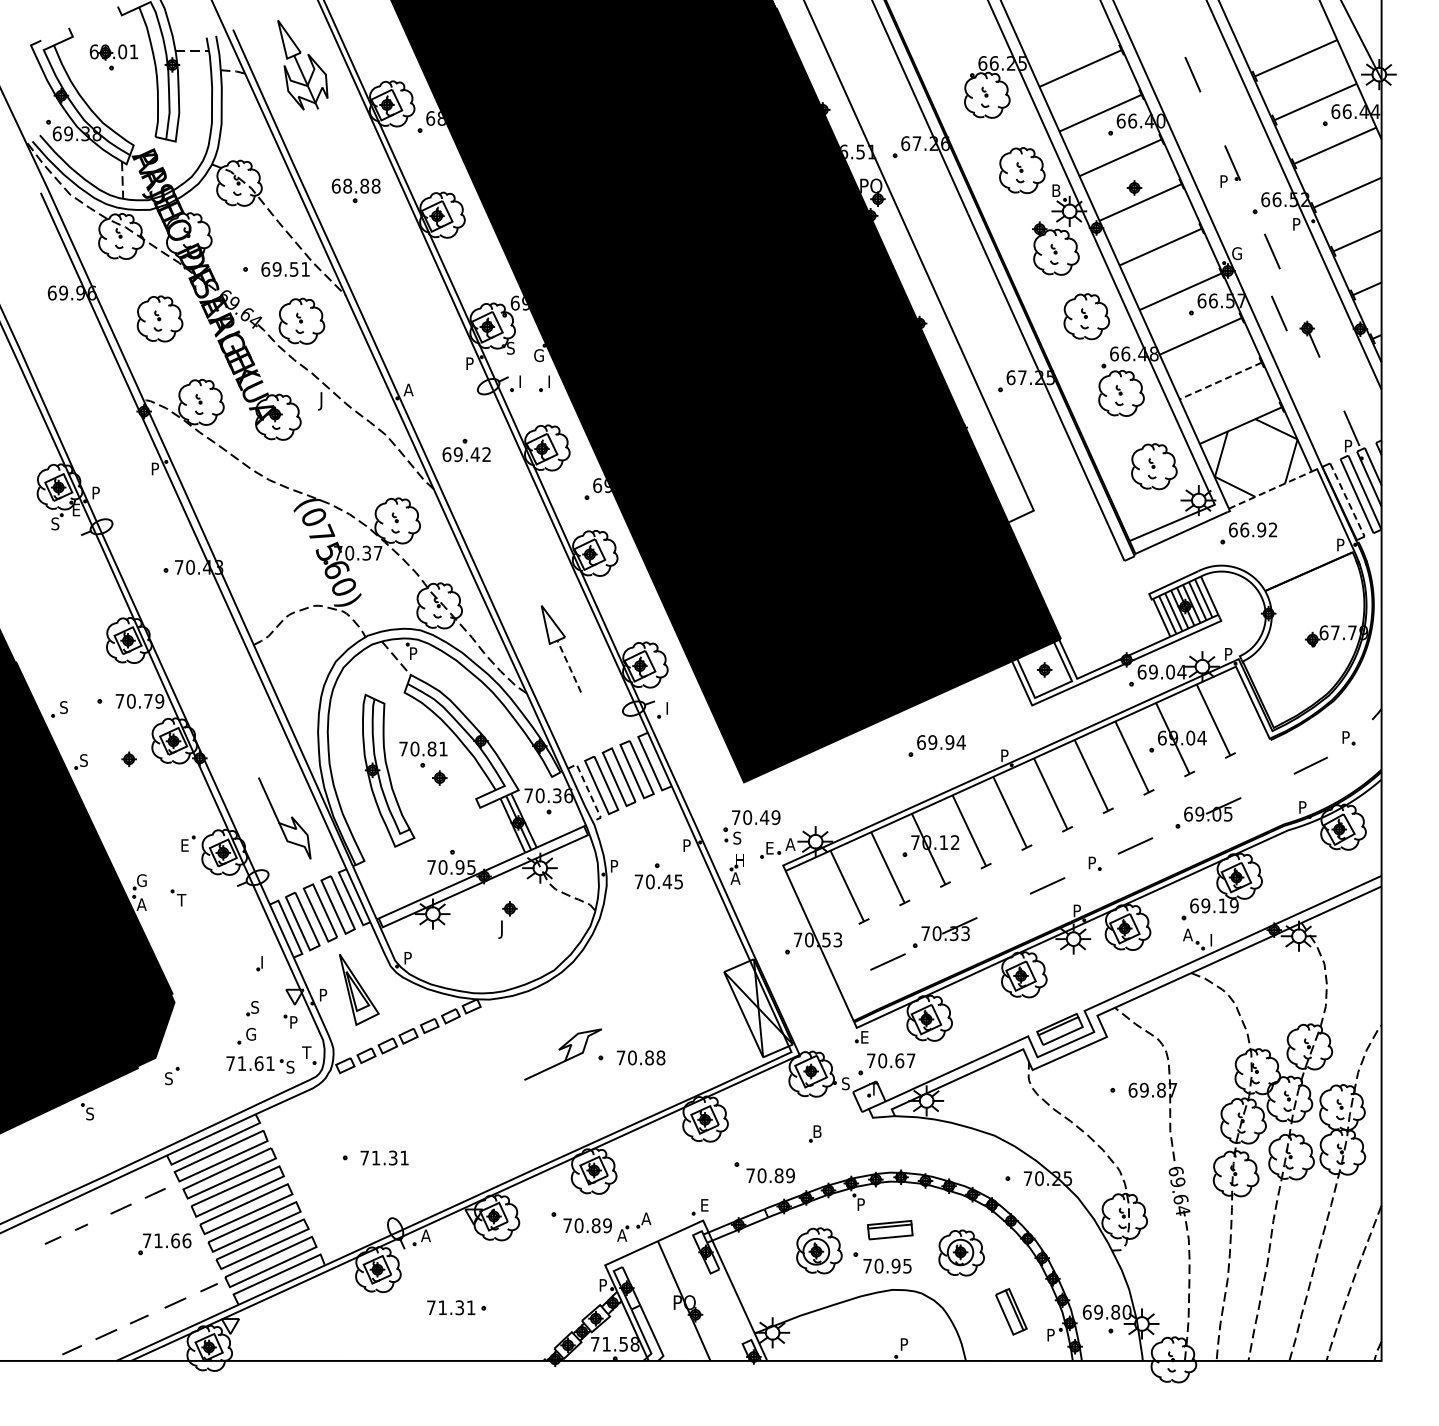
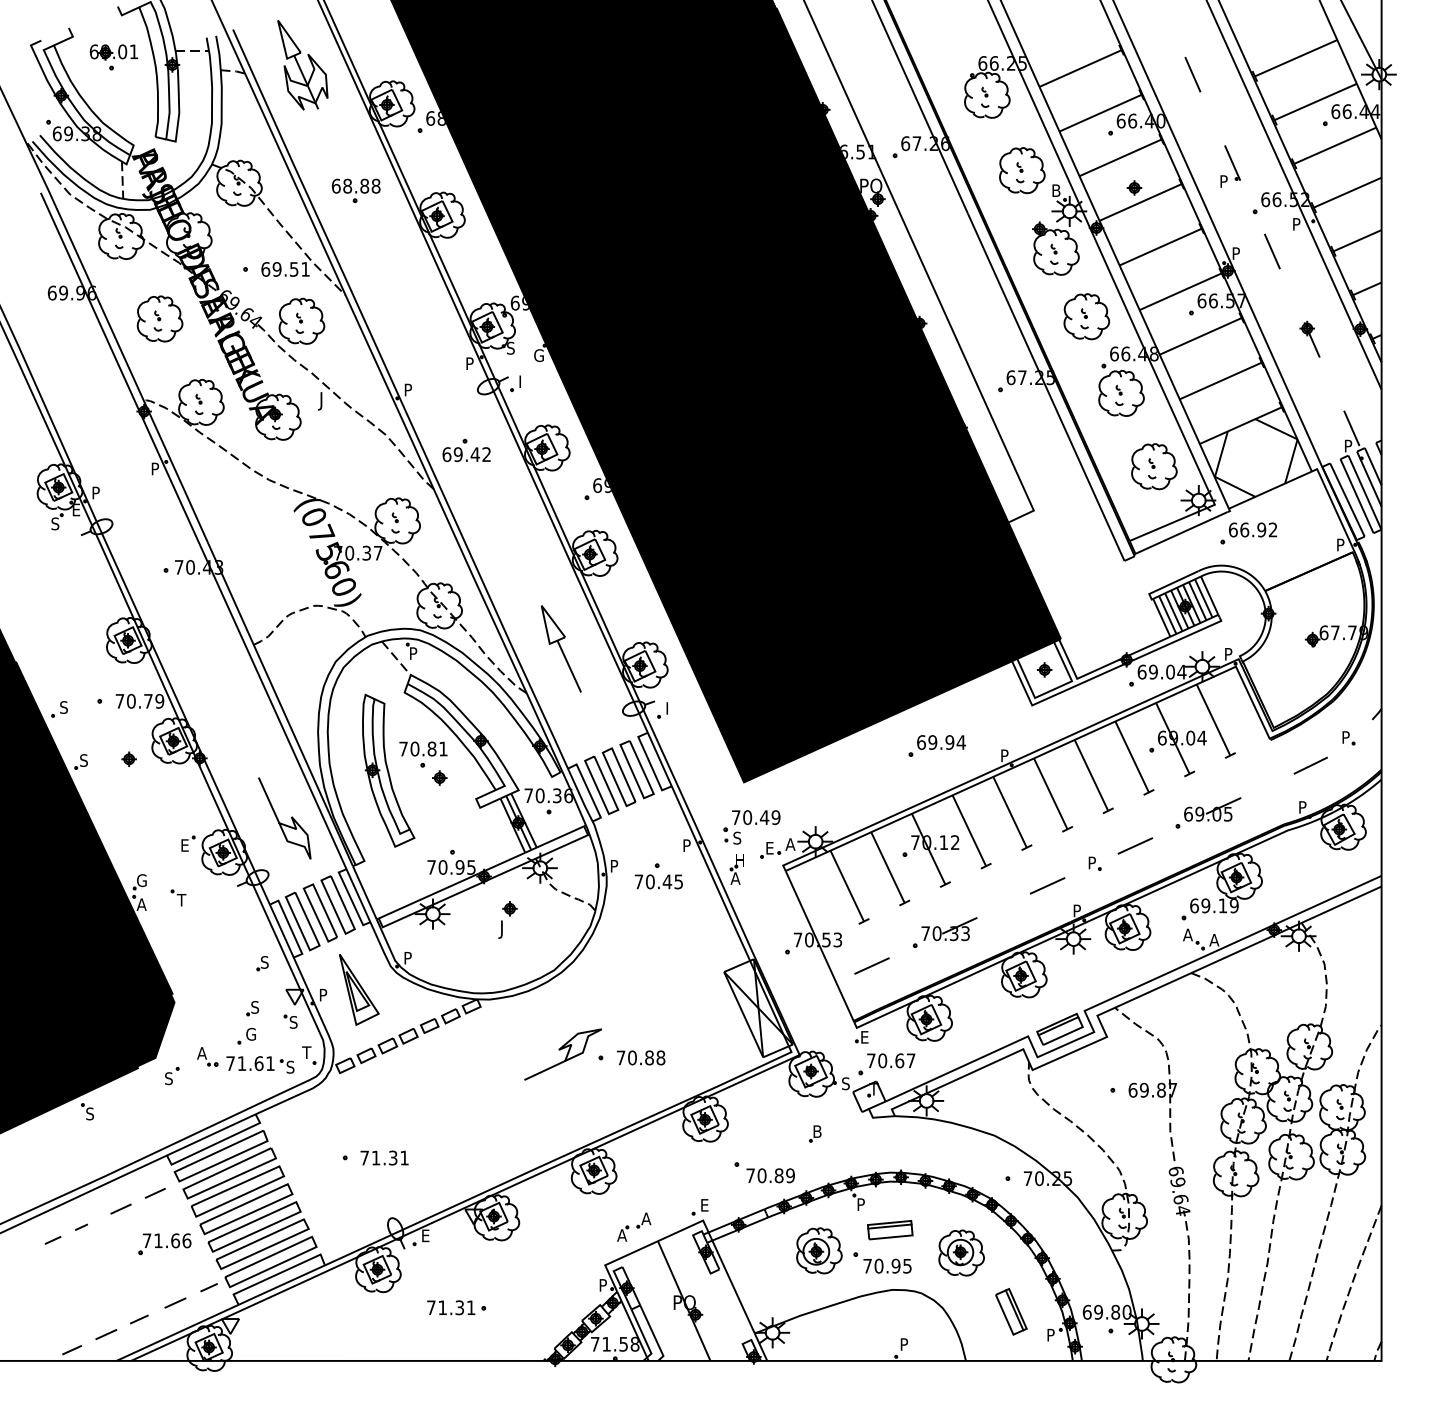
text: G -> P (1236, 253)
line: present -> none (1279, 313)
line: dashed -> solid (1220, 381)
part: present -> none (544, 383)
text: A -> P (408, 389)
line: dashed -> solid (1270, 489)
line: dashed -> solid (1347, 500)
line: dashed -> solid (569, 666)
line: dashed -> solid (588, 791)
text: I -> A (1214, 940)
line position: (887, 961) -> (871, 965) (871, 965)
text: I -> S (264, 962)
text: P -> S (293, 1022)
part: none -> present (207, 1056)
part: present -> none (581, 1222)
text: A -> E (425, 1235)
